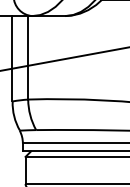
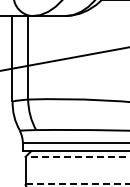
line: solid -> dashed (77, 156)
line: solid -> dashed (77, 183)
